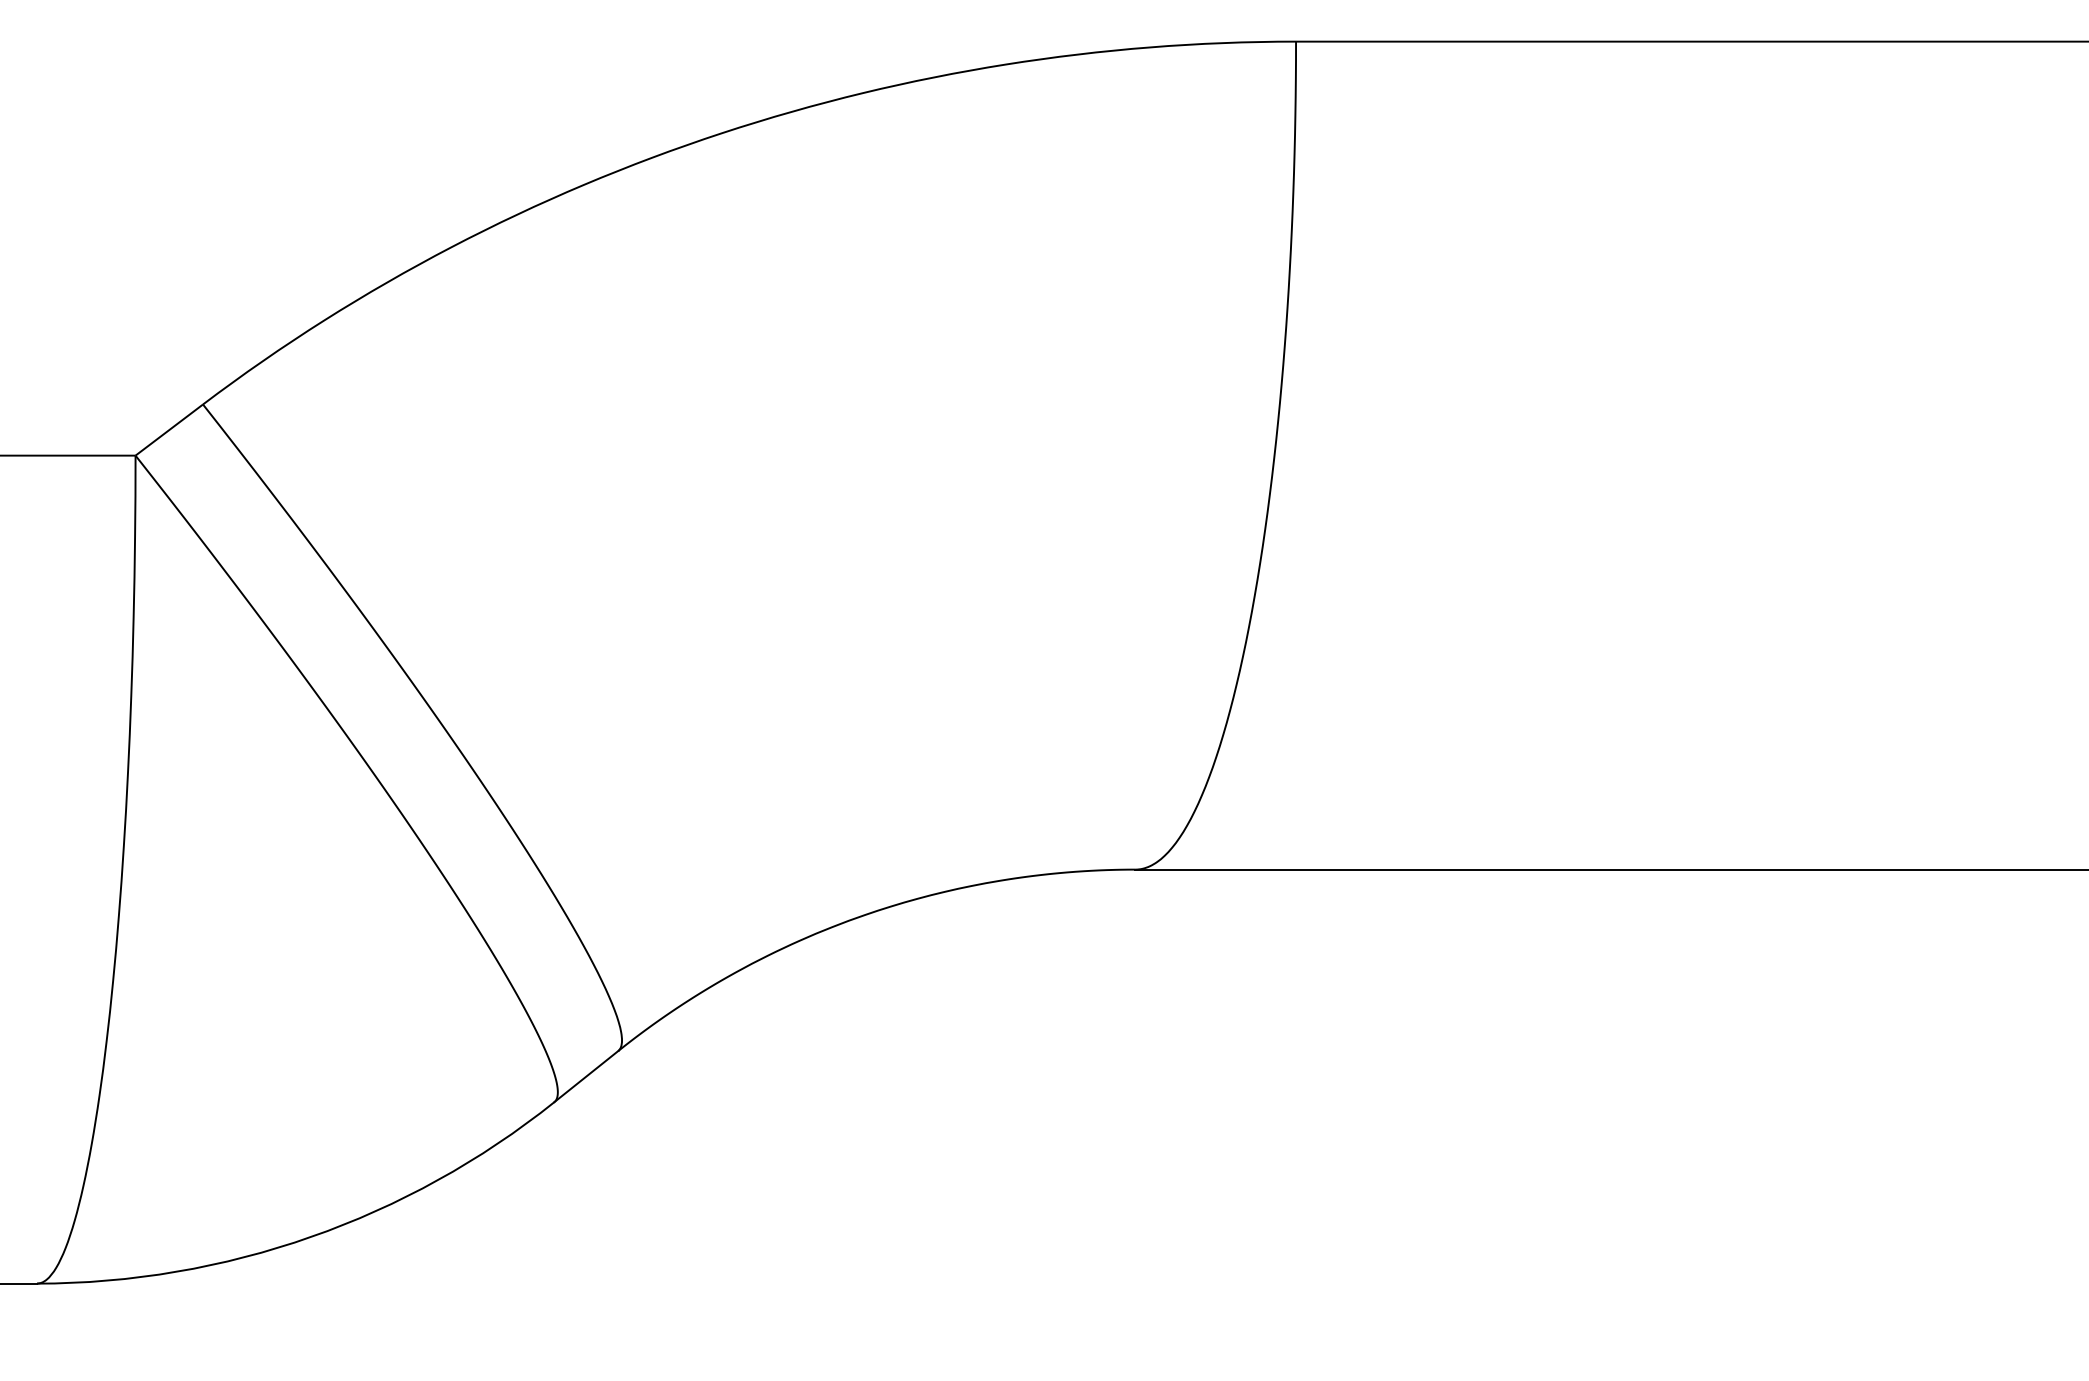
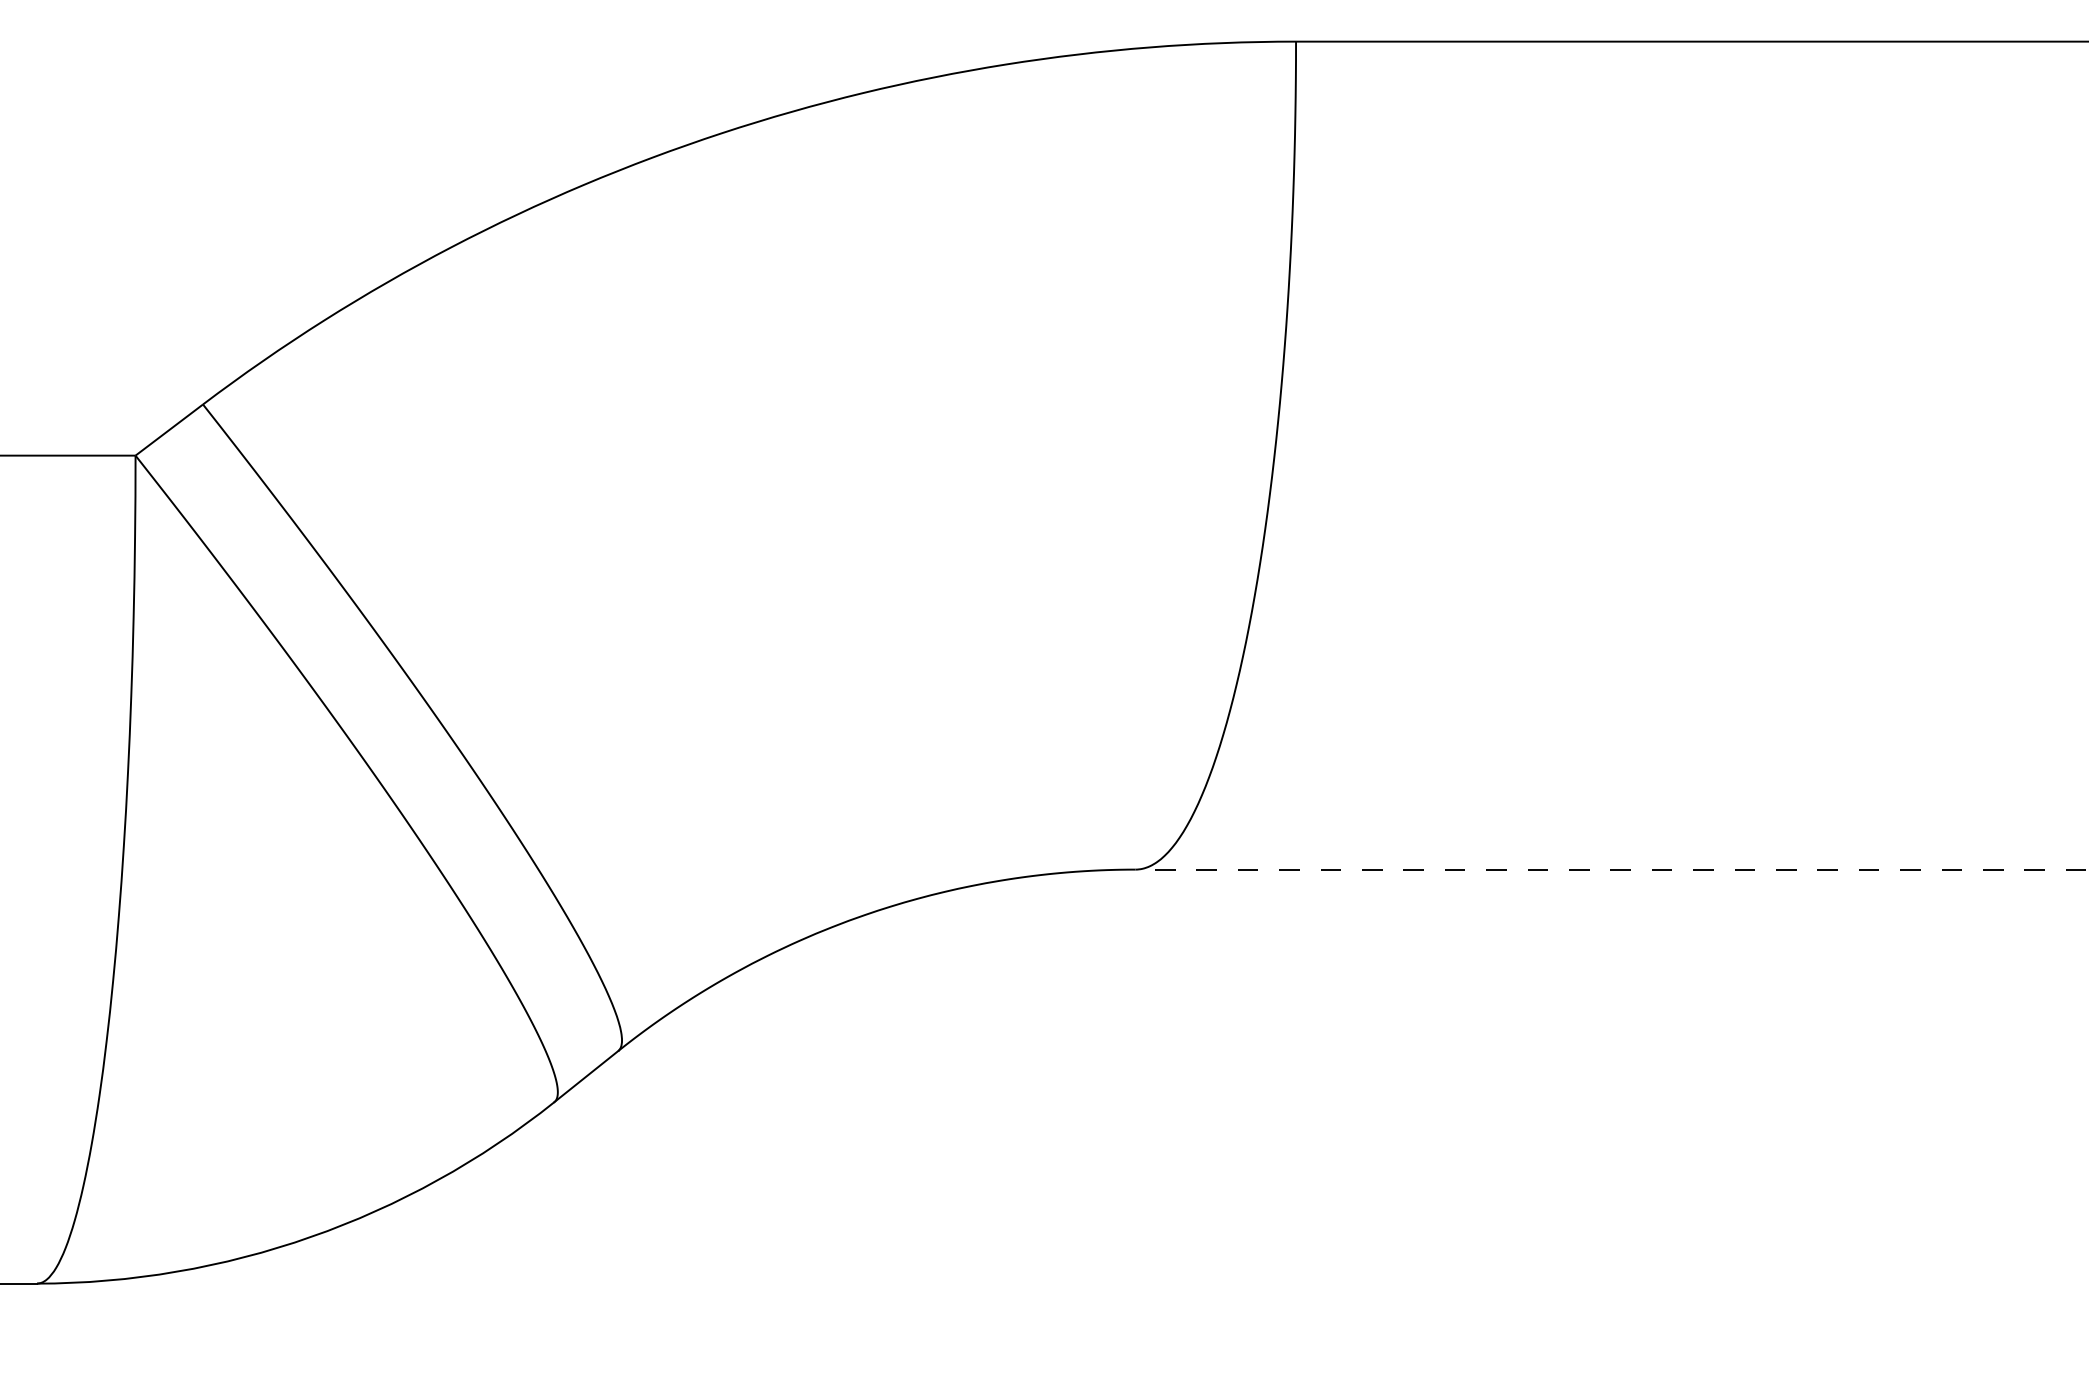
line: solid -> dashed (1612, 869)
